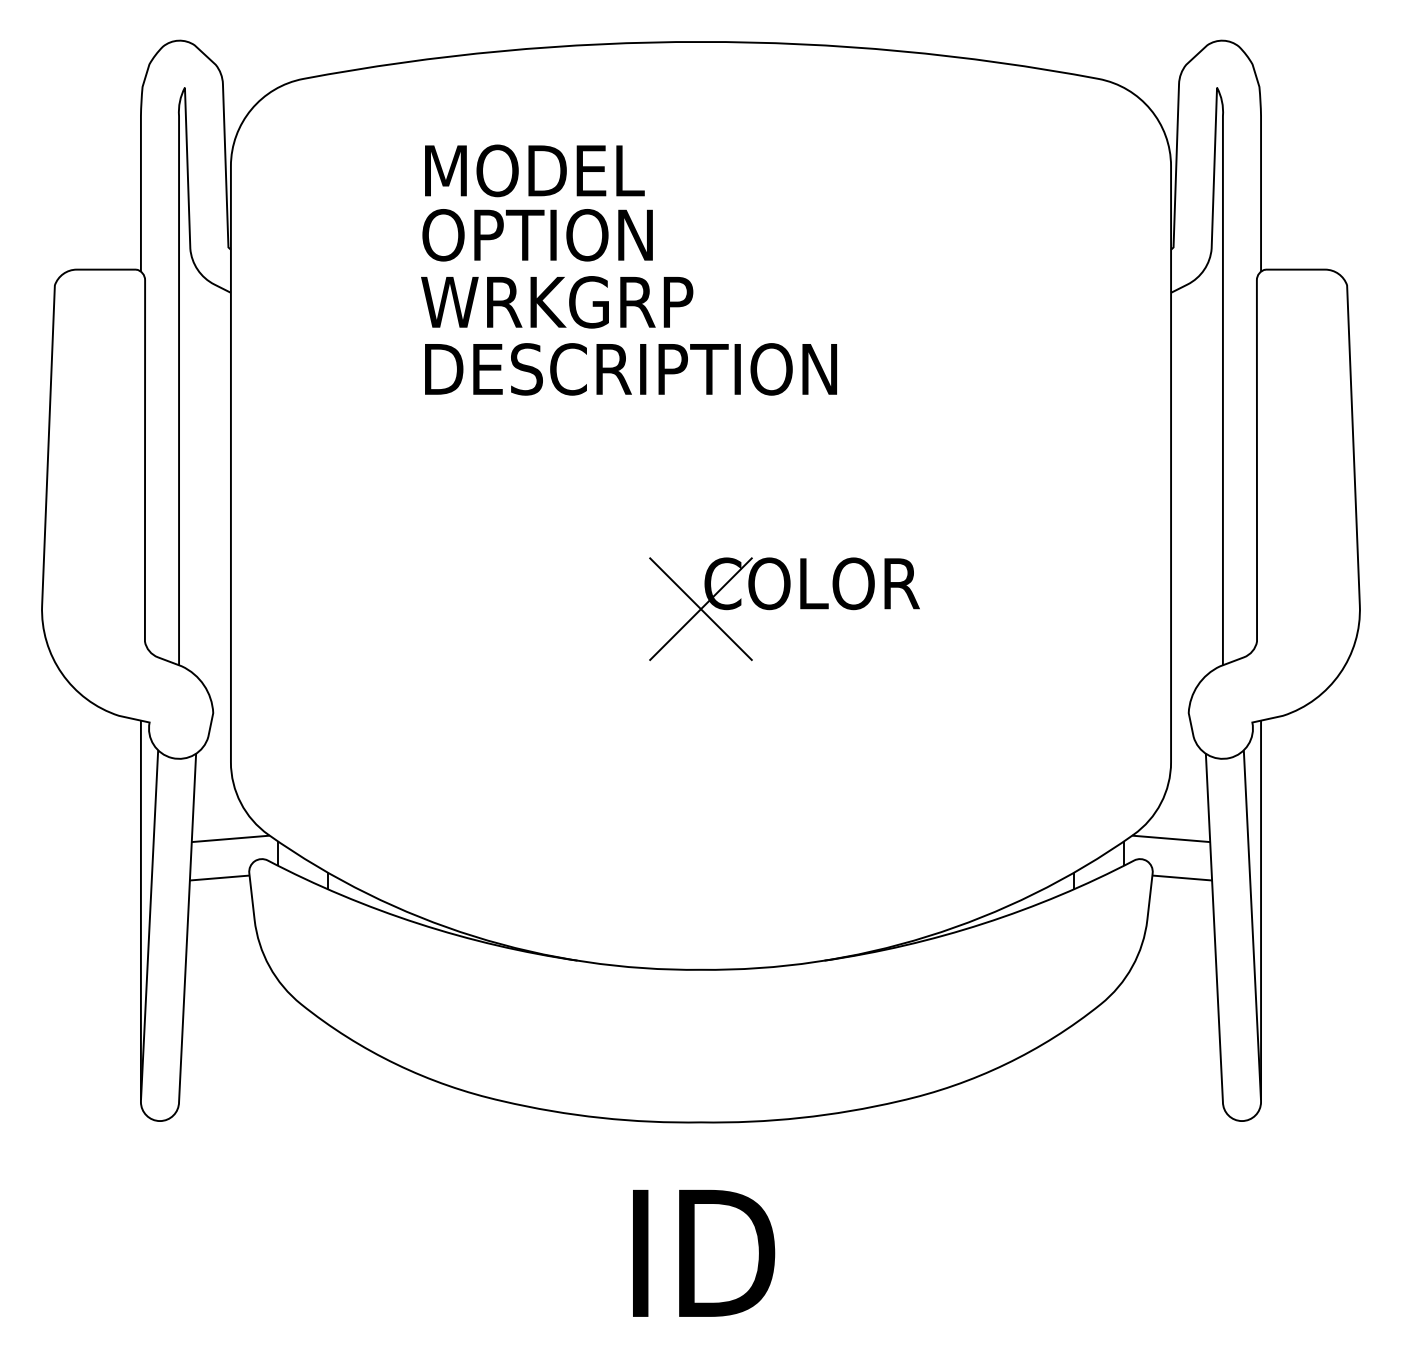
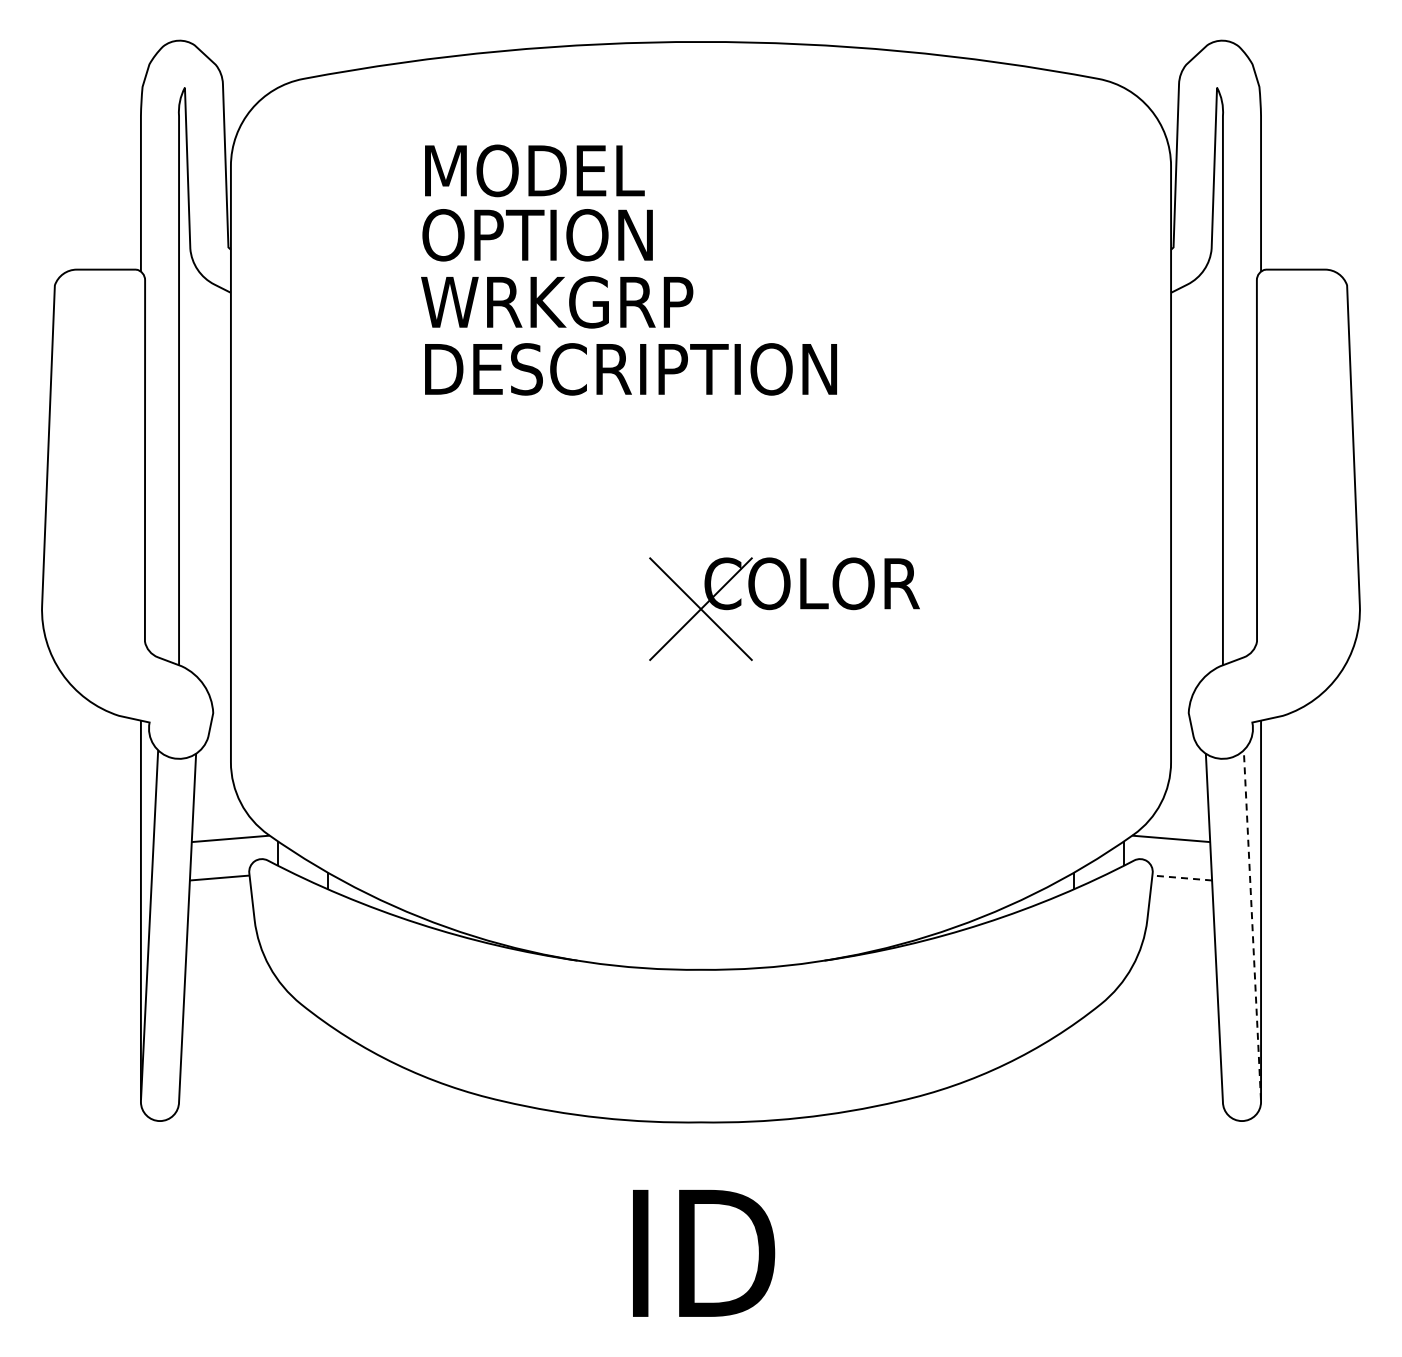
line: solid -> dashed (1182, 878)
line: solid -> dashed (1252, 924)
